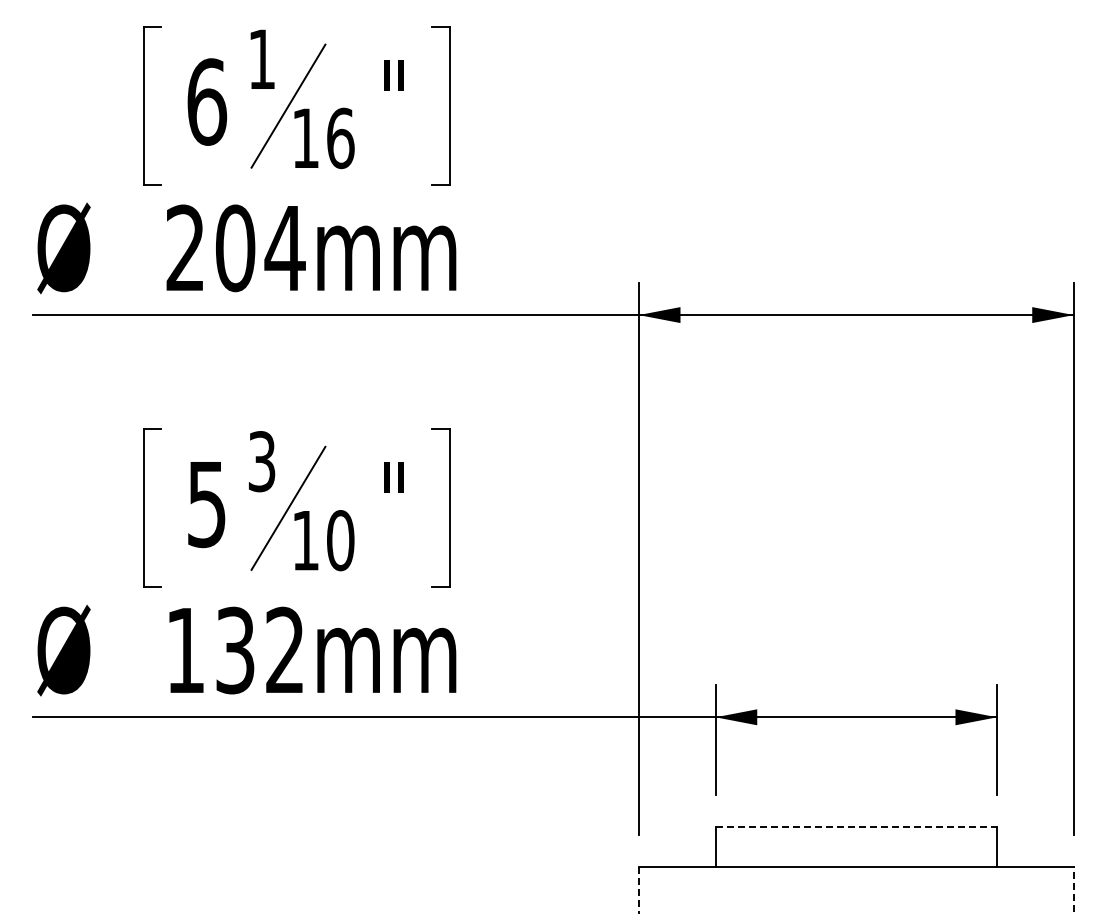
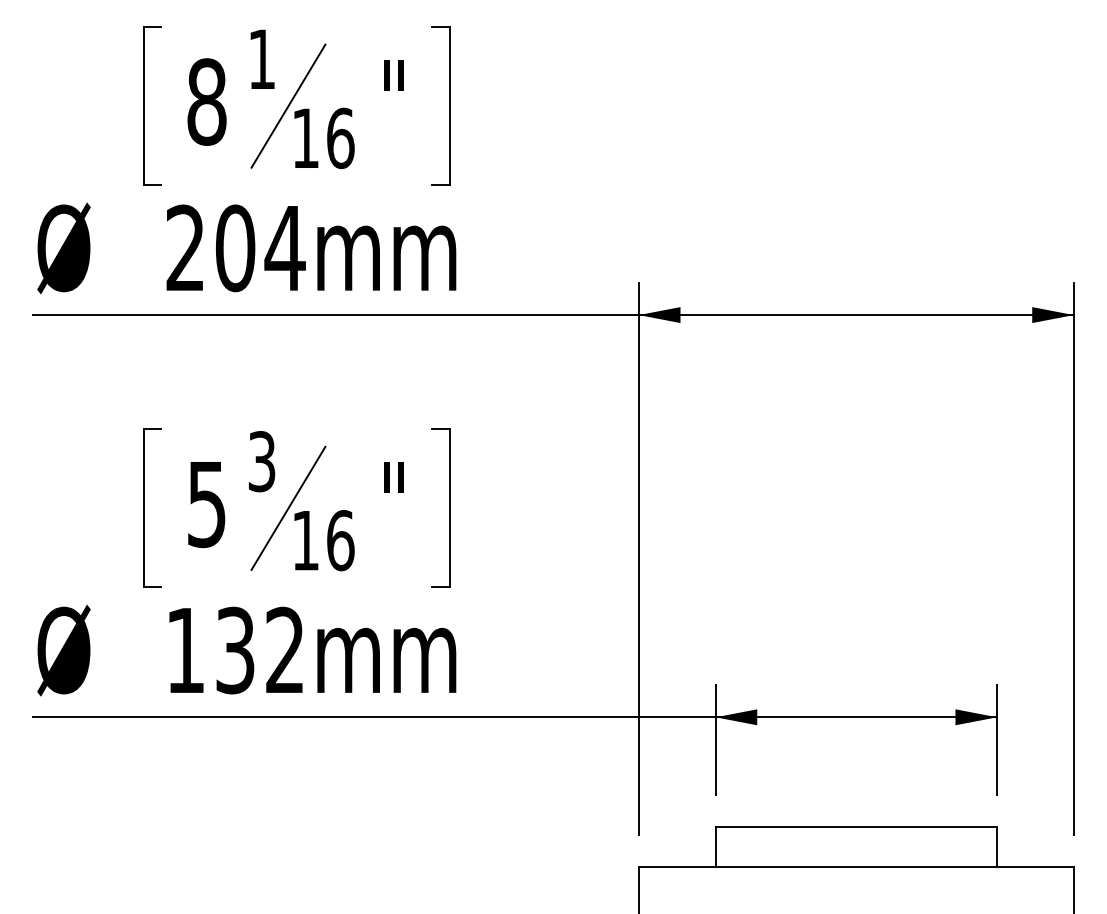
text: 6 -> 8 (207, 101)
text: 10 -> 16 (340, 540)
line: dashed -> solid (856, 826)
line: dashed -> solid (638, 890)
line: dashed -> solid (1073, 890)
